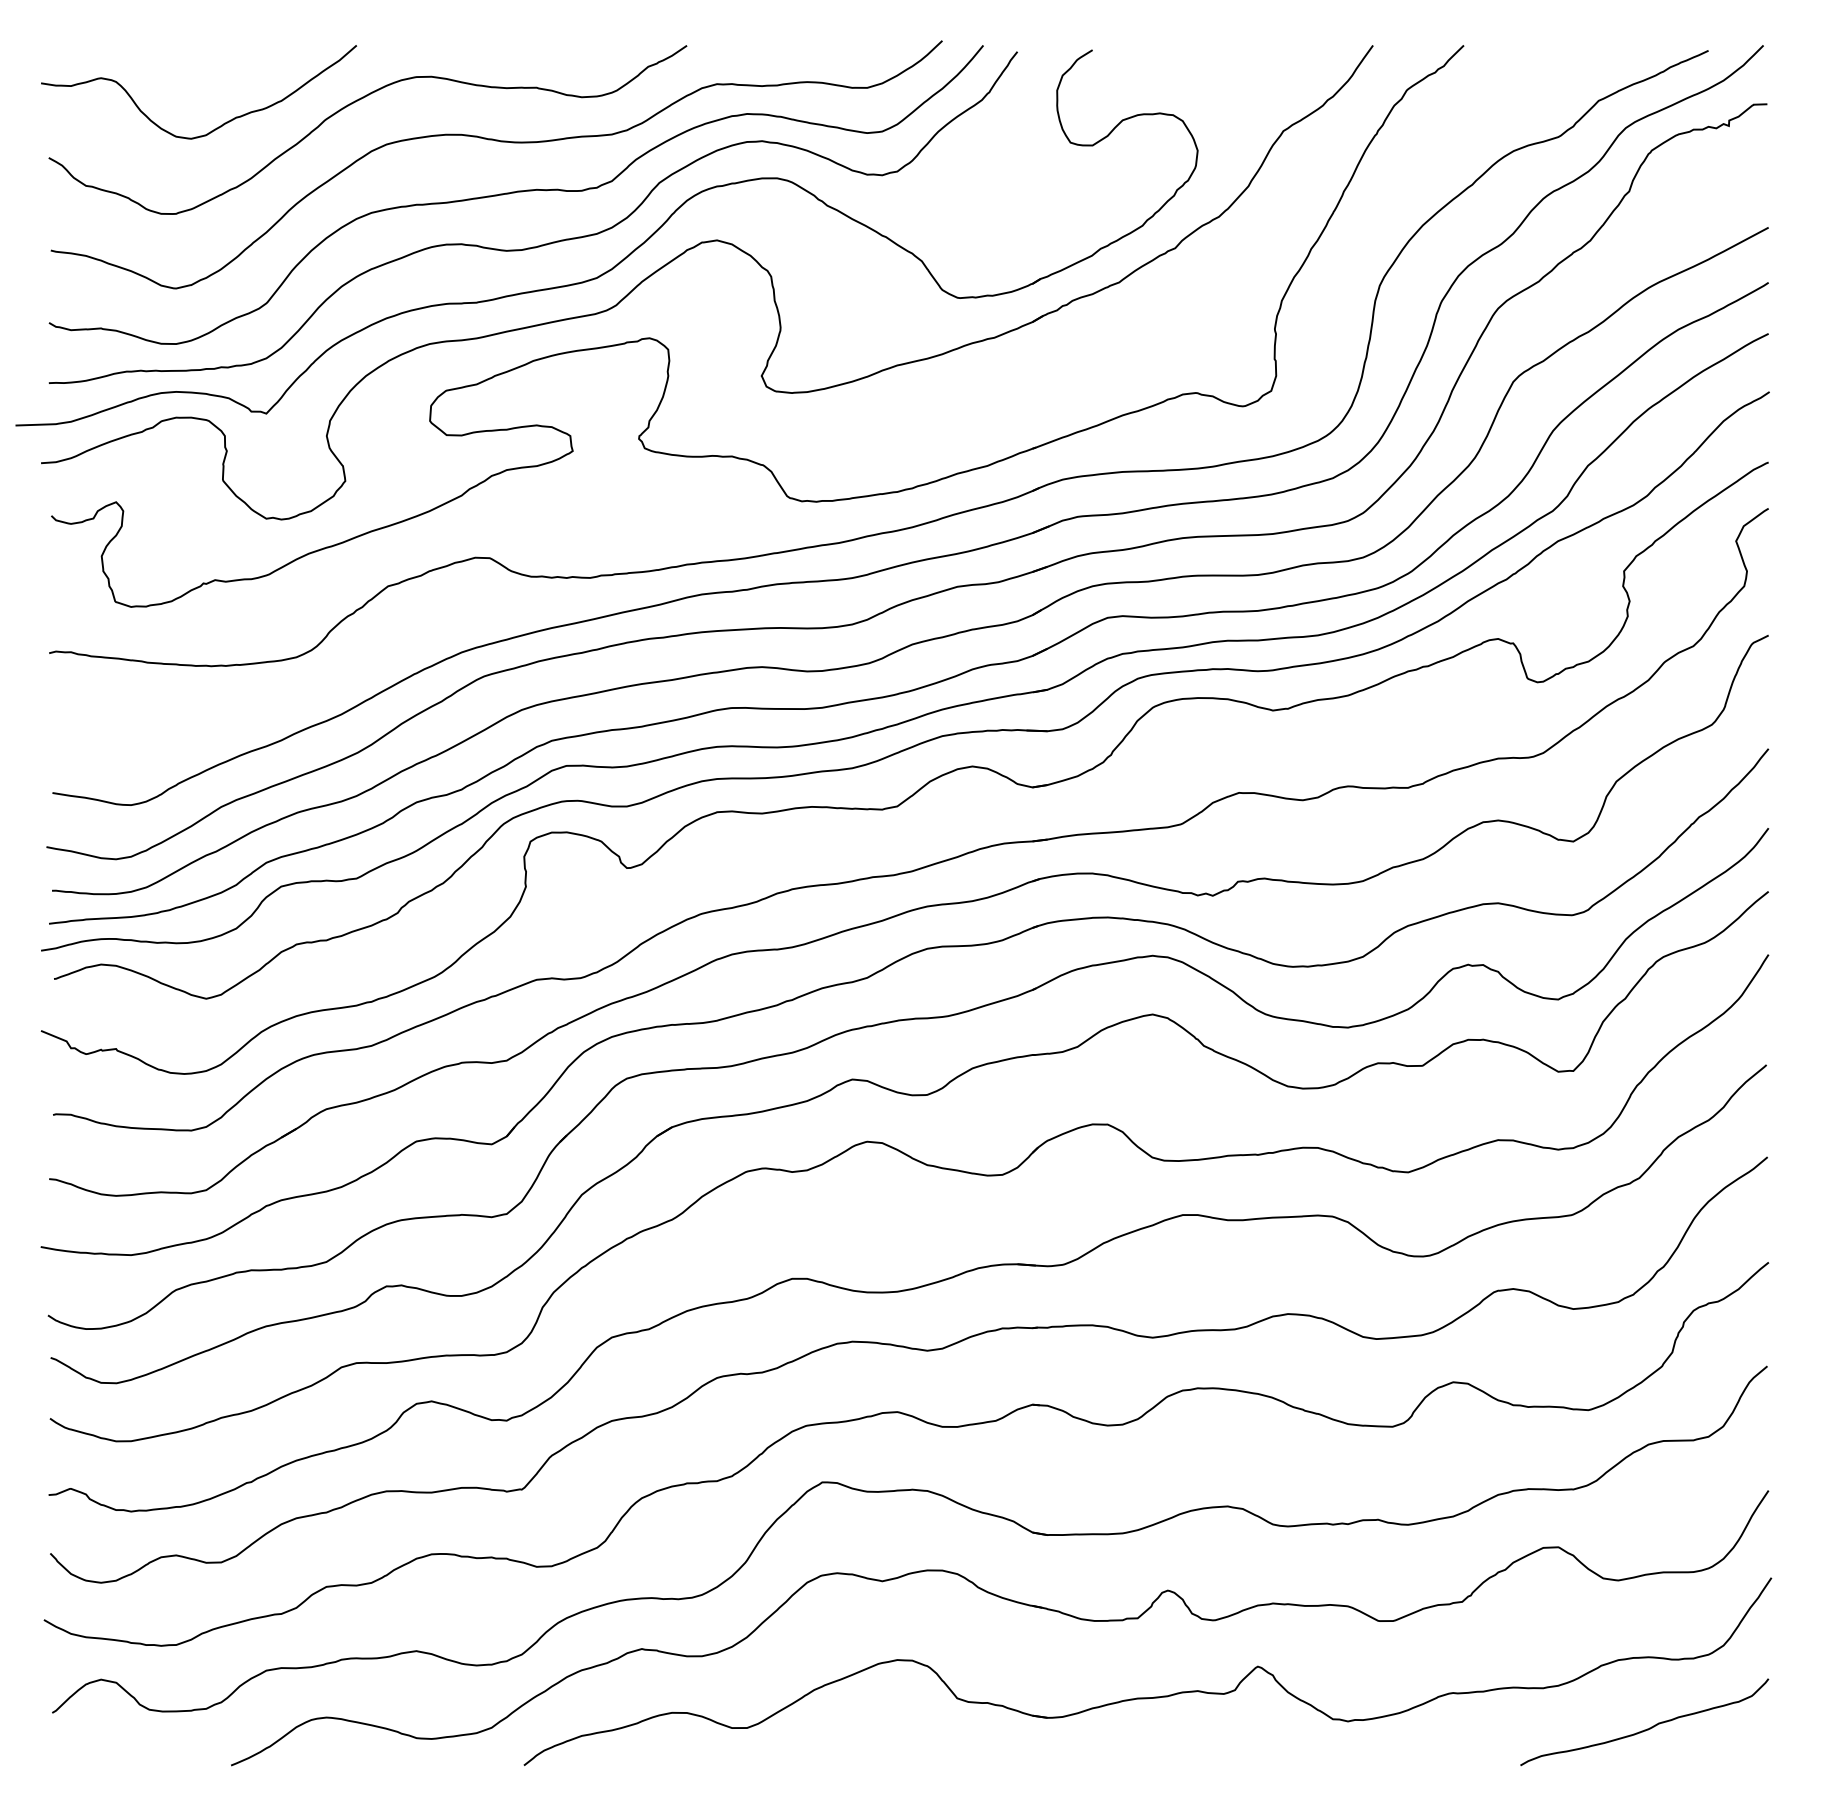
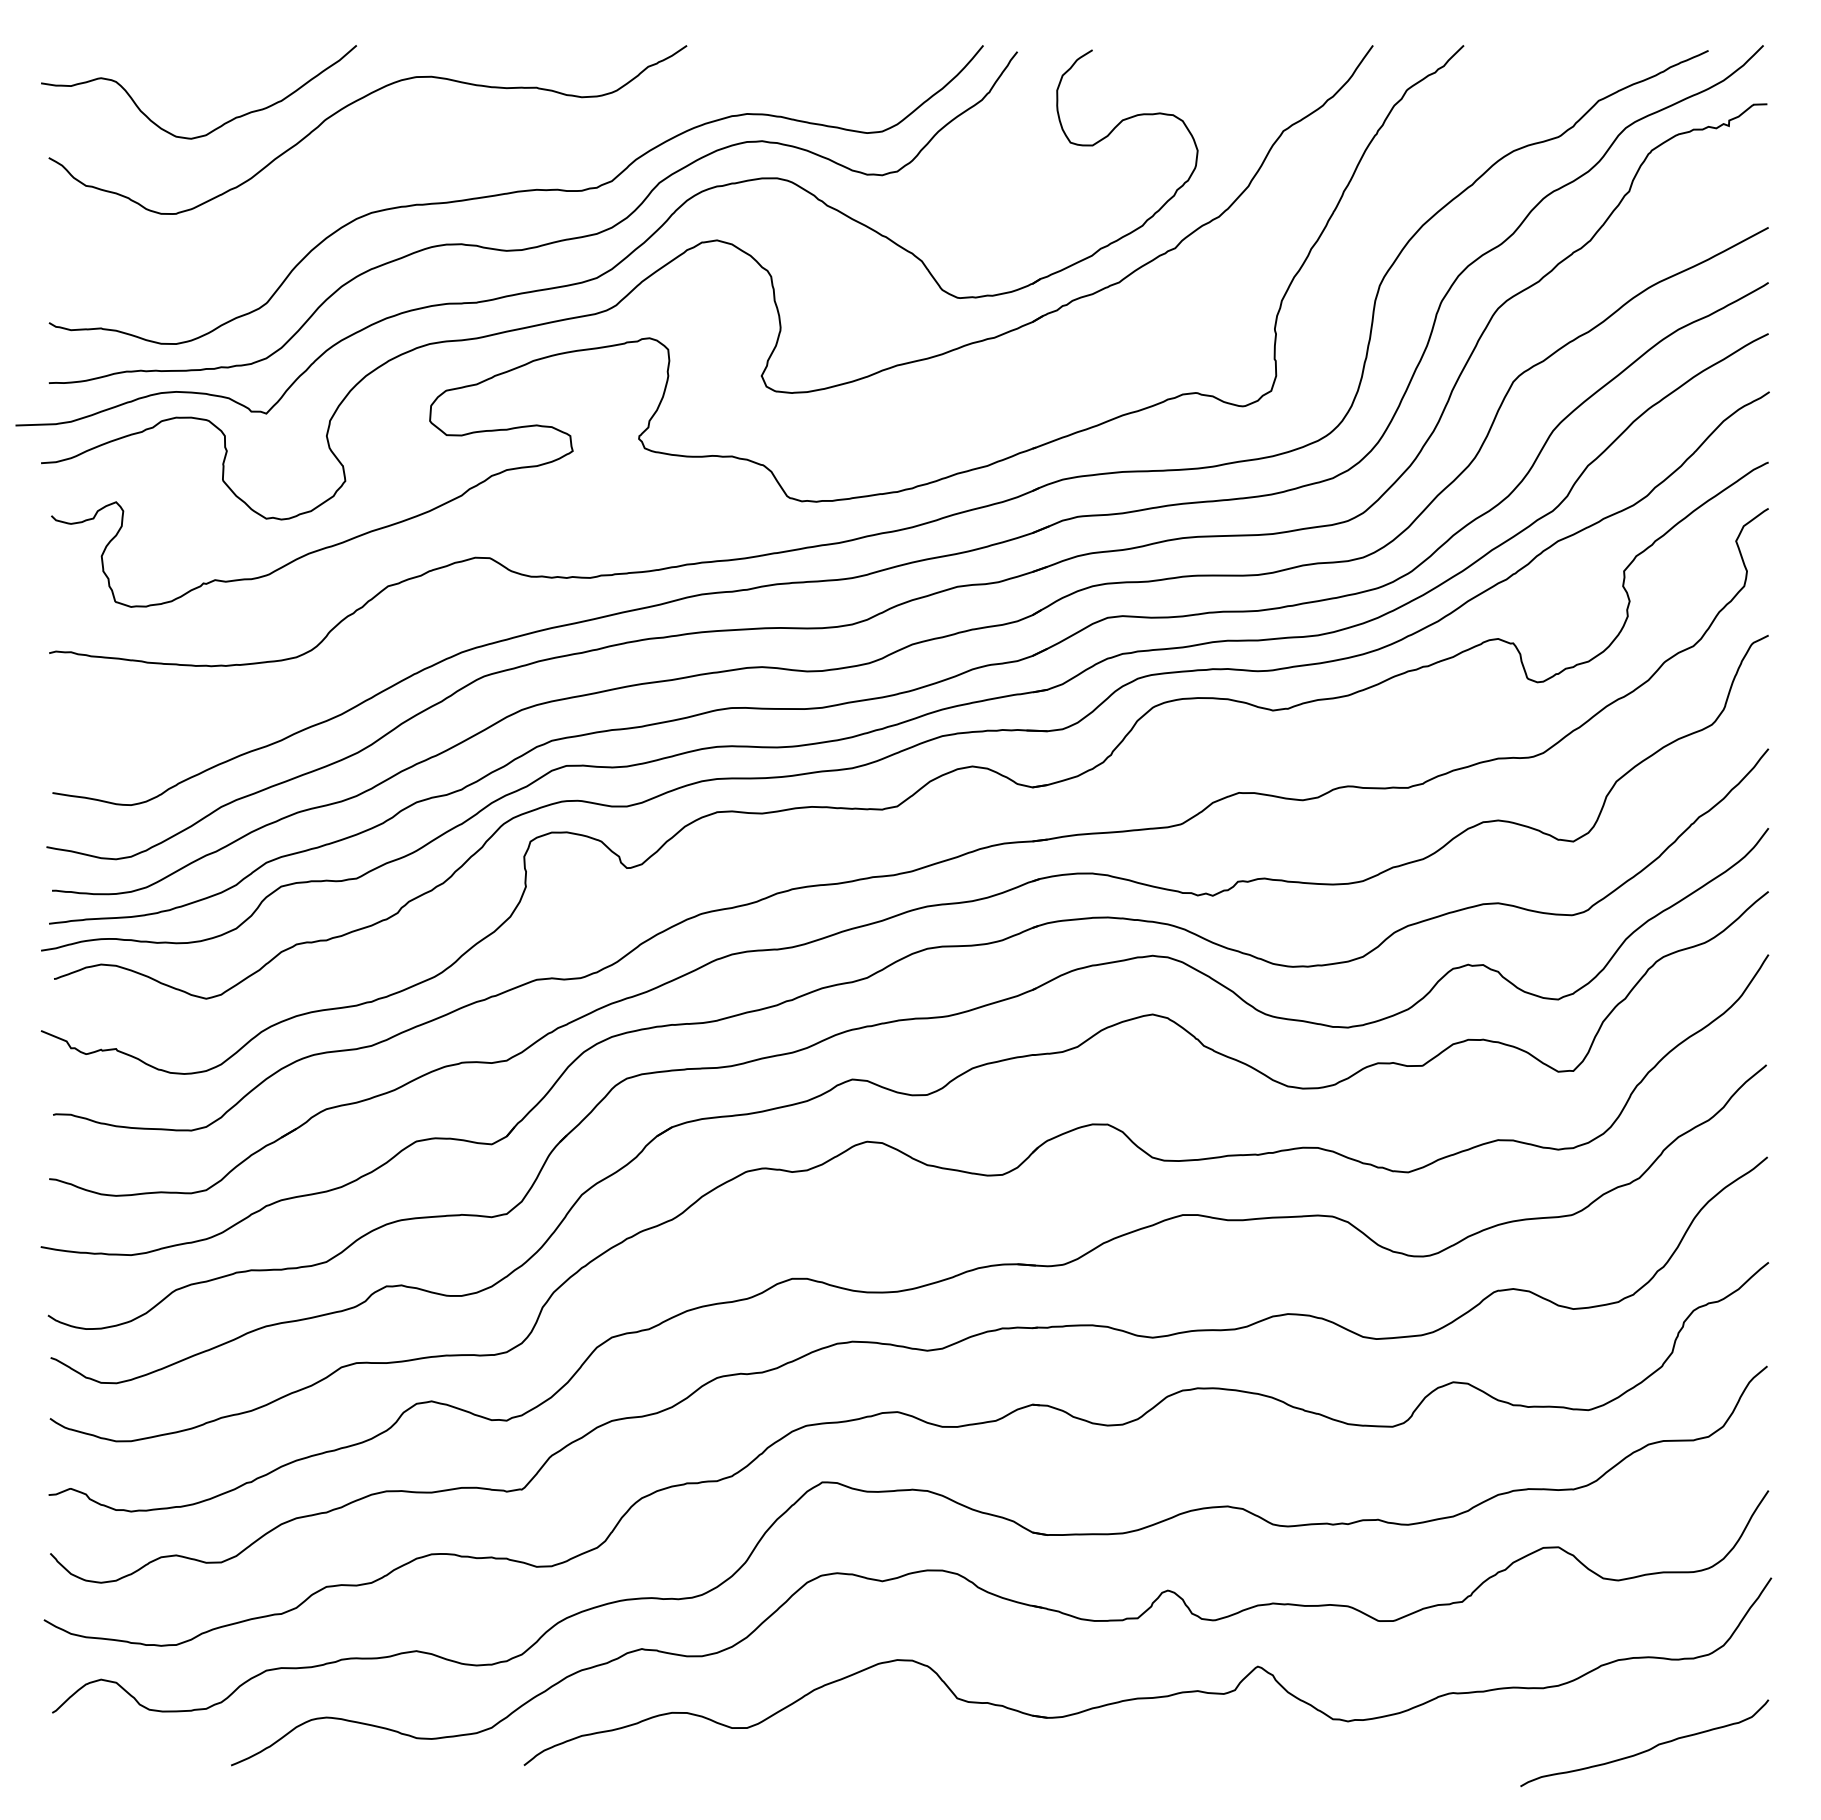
curve: present -> none (500, 142)
curve position: (1647, 1728) -> (1647, 1749) (1647, 1749)
